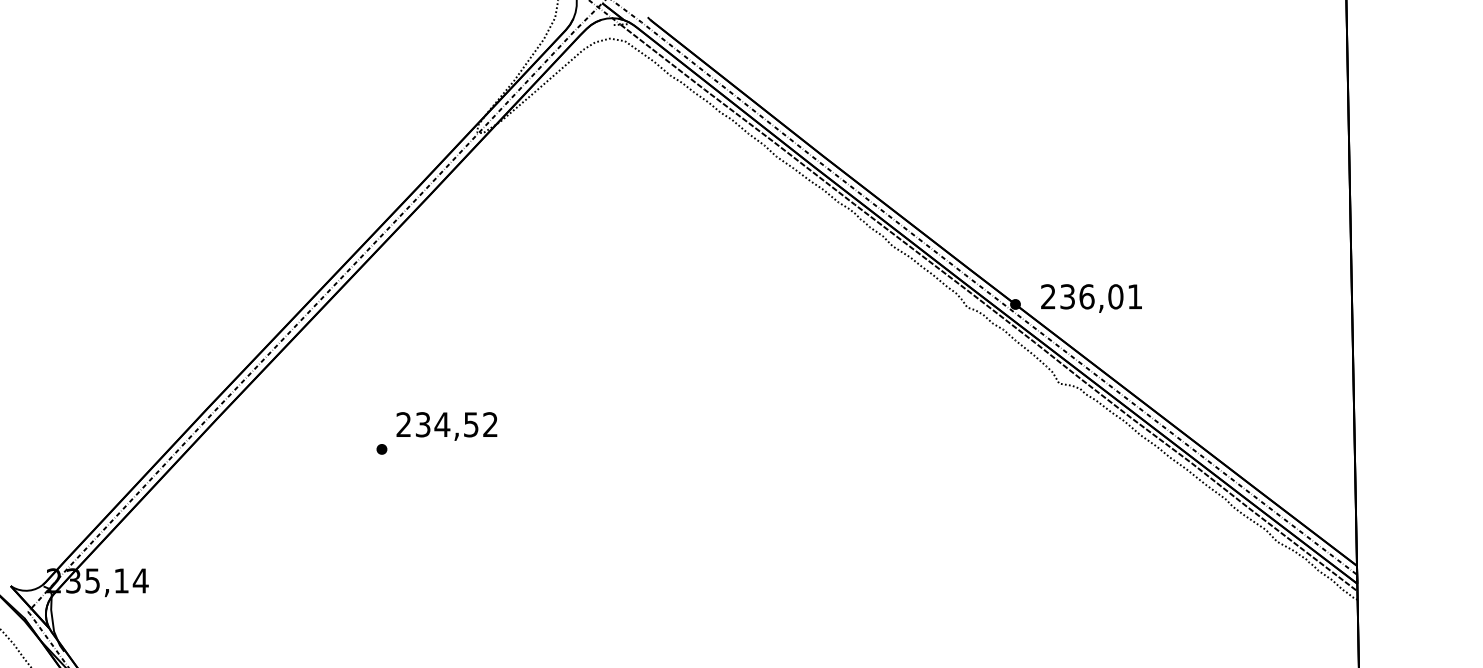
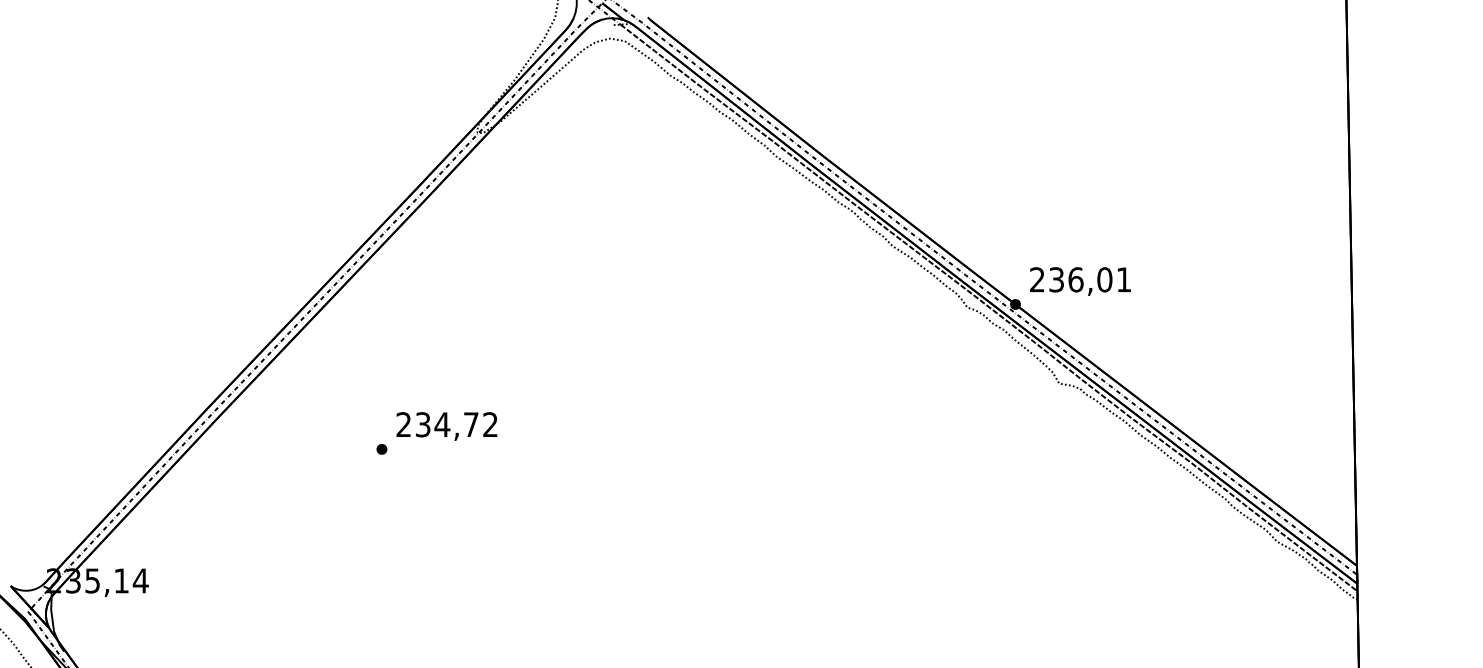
text position: (1091, 298) -> (1080, 281) (1080, 281)
text: 234,52 -> 234,72 (471, 424)
